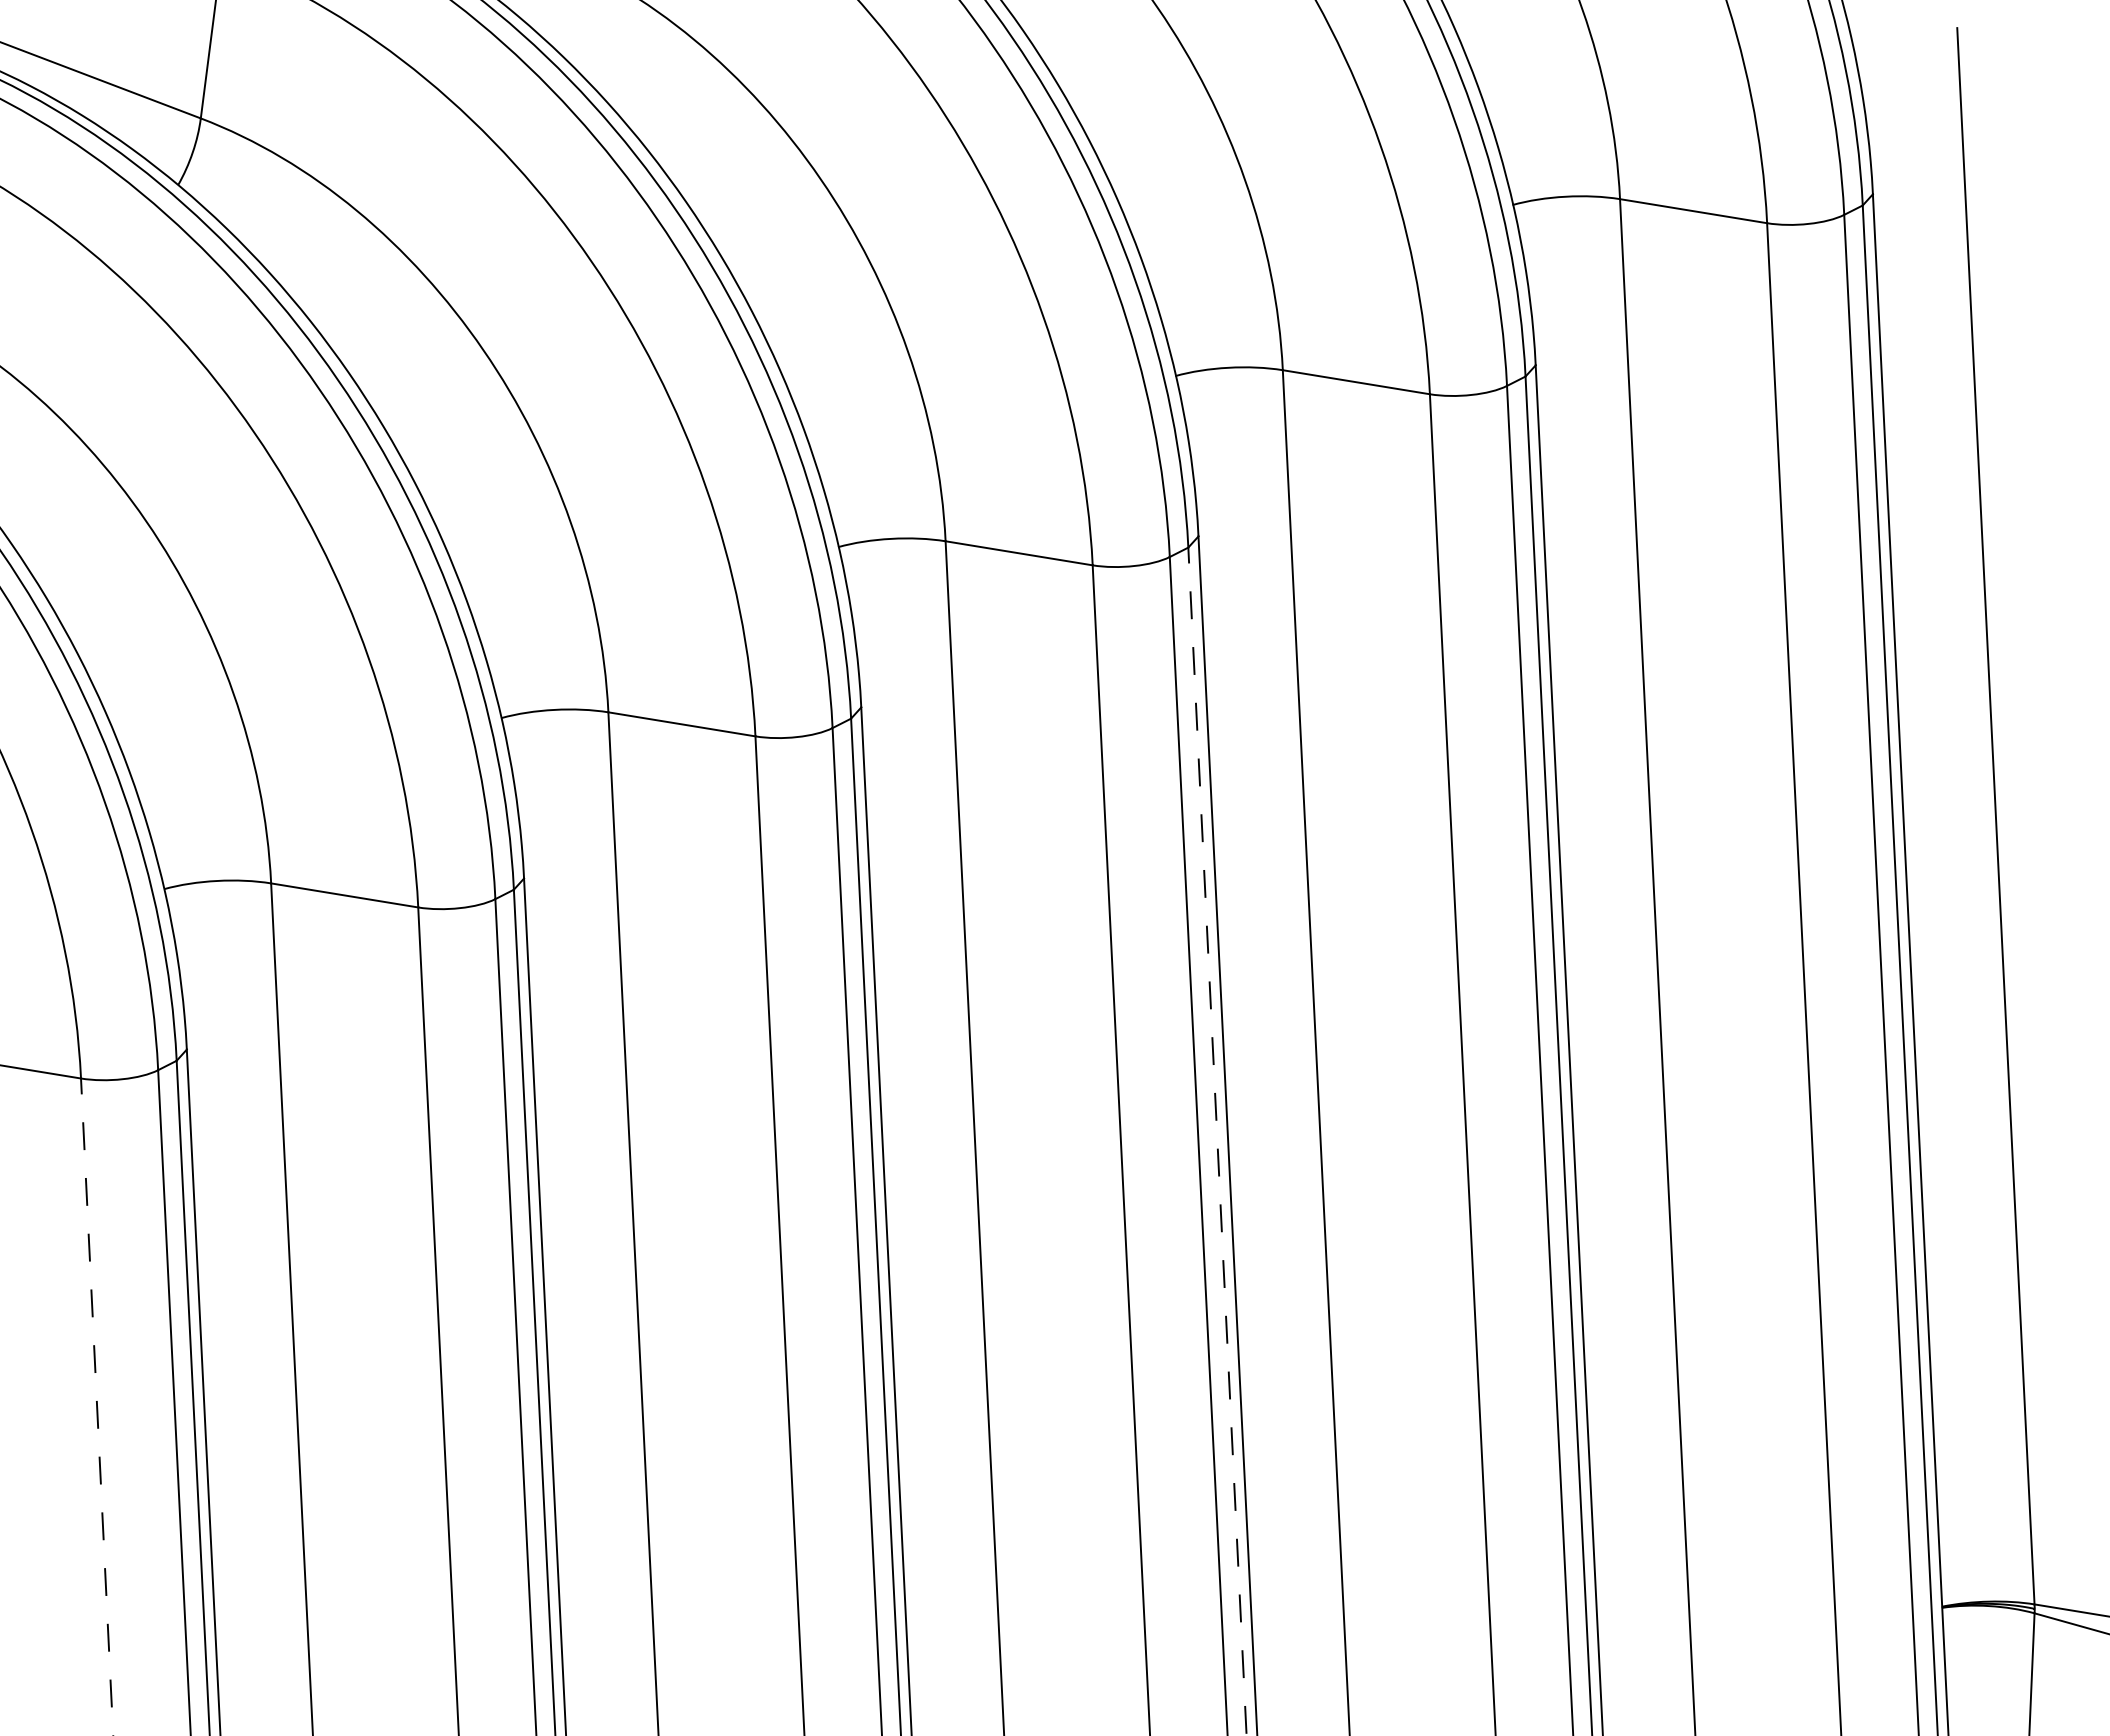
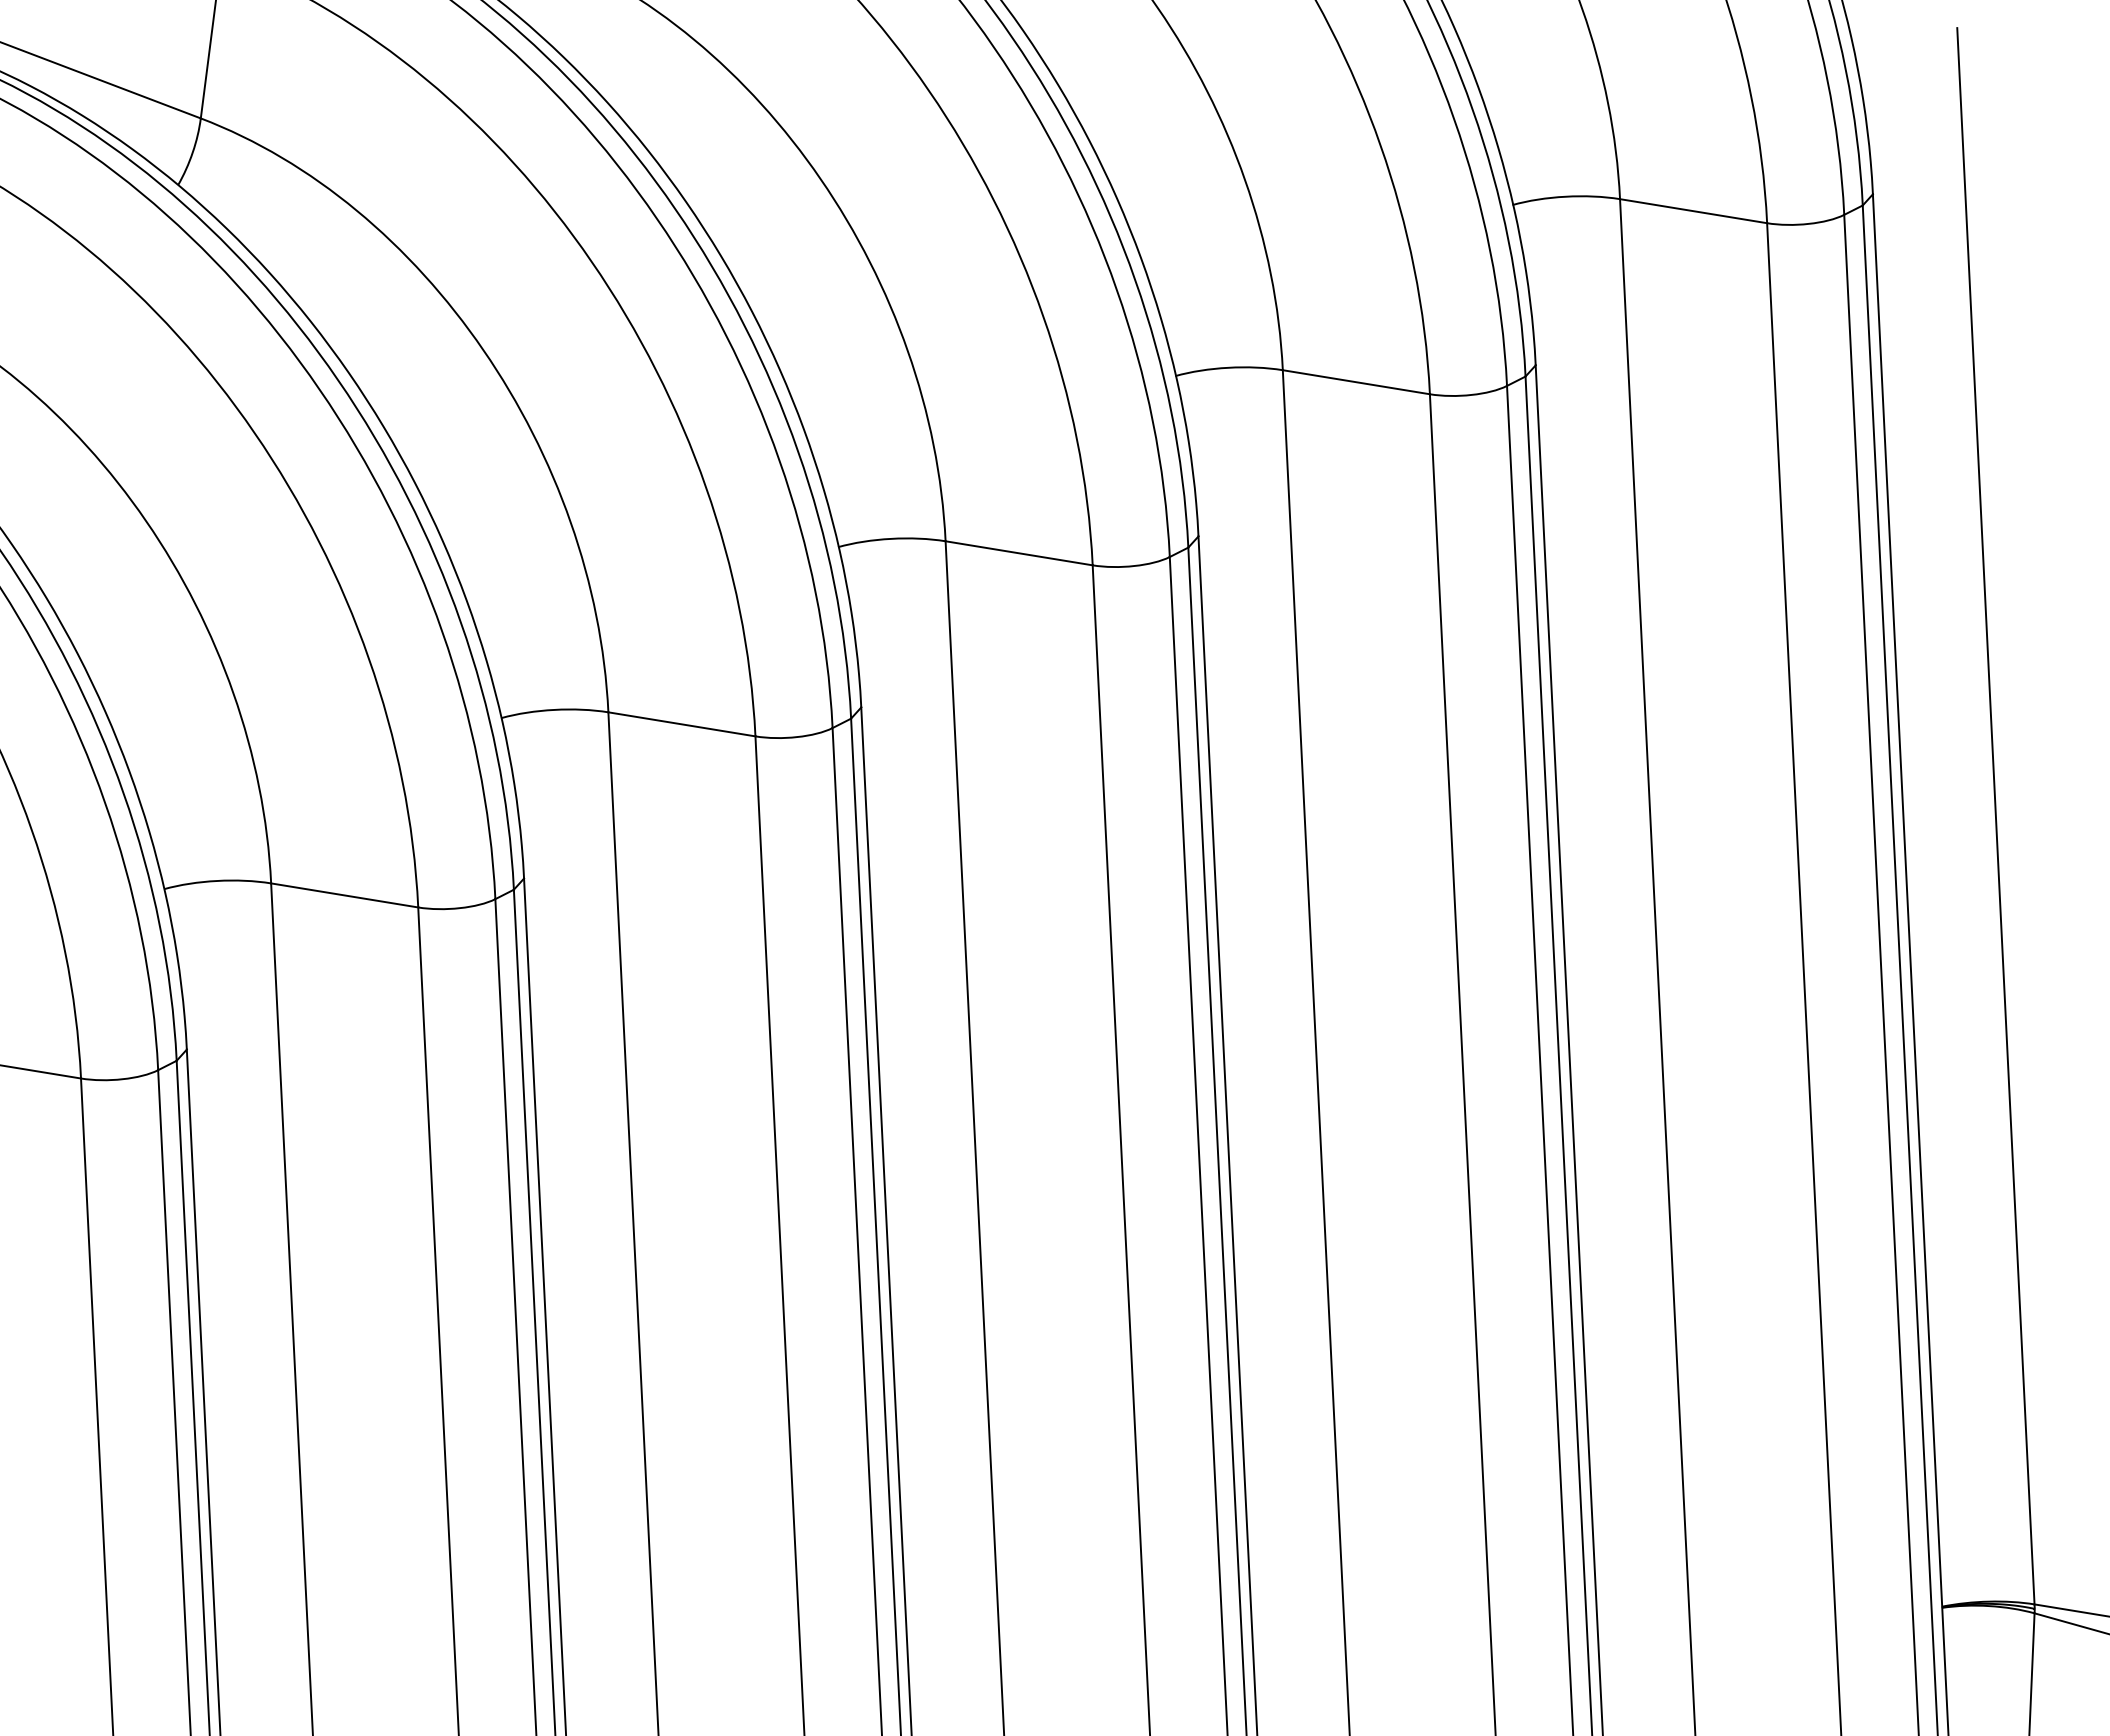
line: dashed -> solid (1217, 1141)
line: dashed -> solid (97, 1406)
